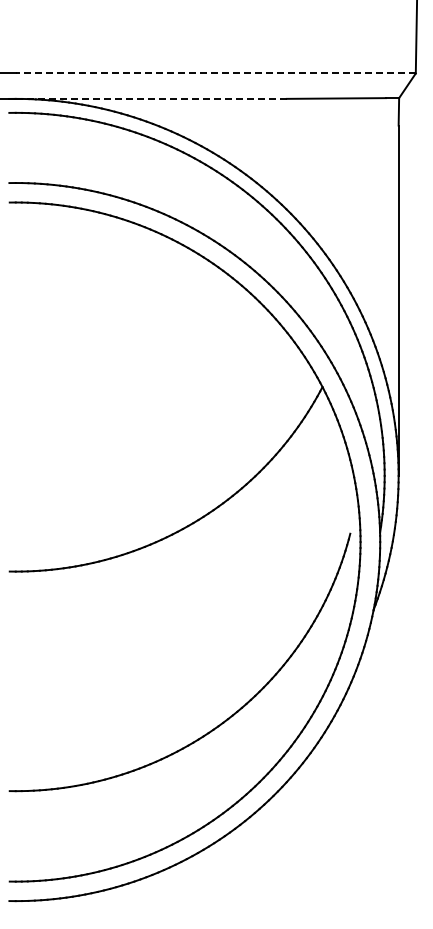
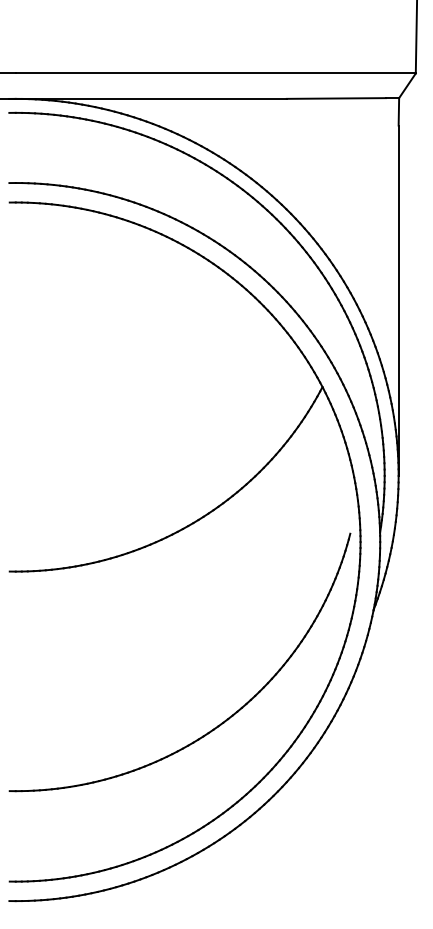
line: dashed -> solid (215, 73)
line: dashed -> solid (151, 98)
